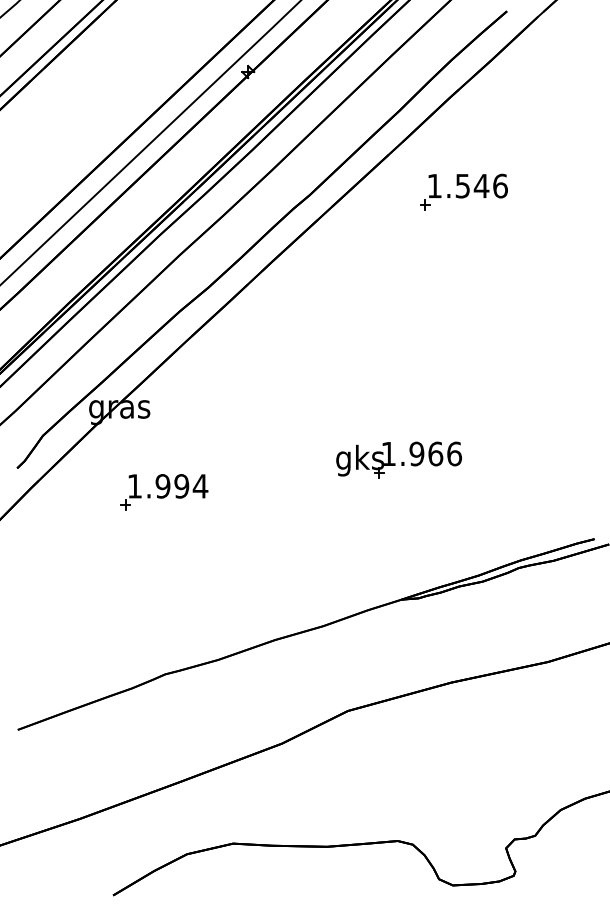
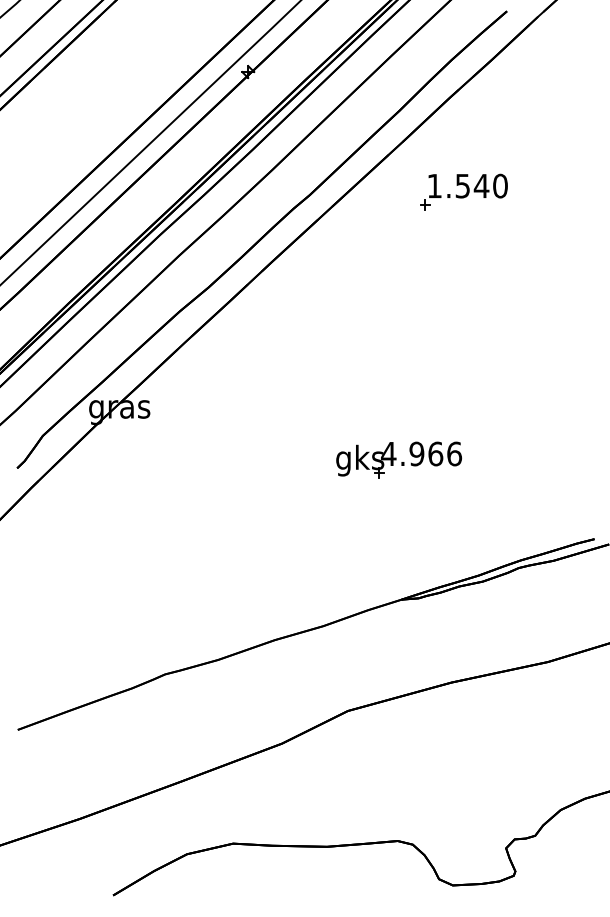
text: 1.546 -> 1.540 (500, 185)
text: 1.966 -> 4.966 (388, 453)
part: present -> none (164, 492)
